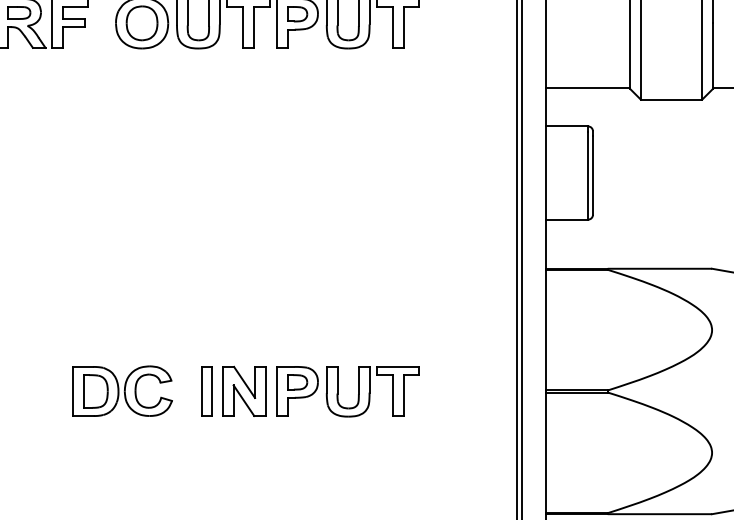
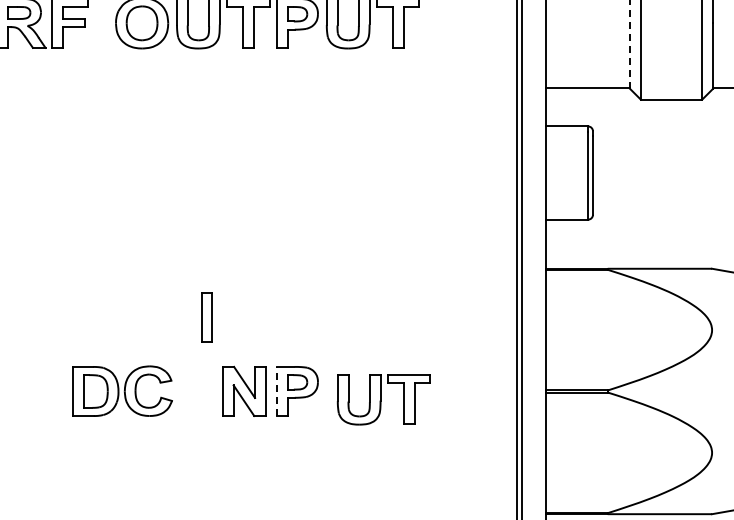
line: solid -> dashed (629, 44)
part position: (206, 391) -> (206, 317) (206, 317)
line: solid -> dashed (277, 391)
part position: (372, 391) -> (383, 399) (383, 399)
